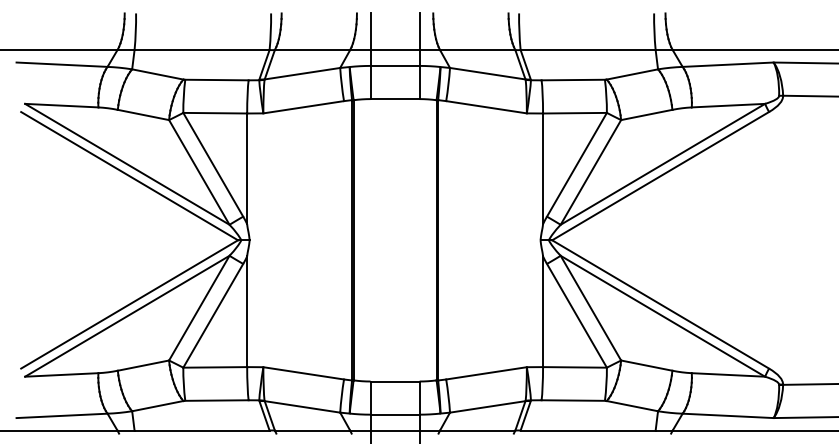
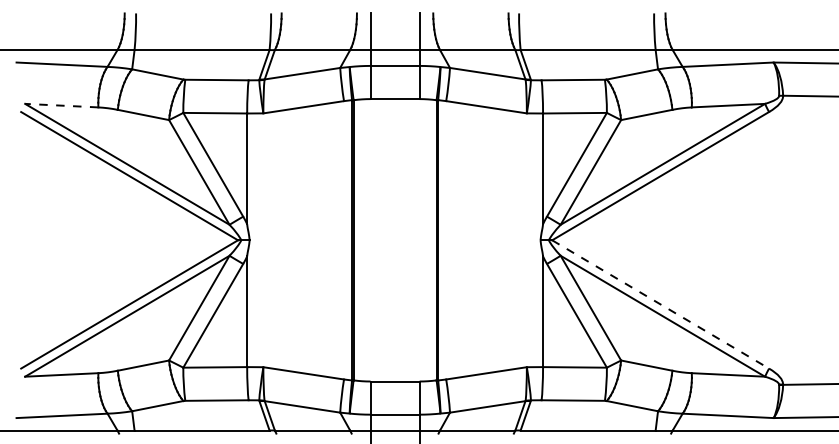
line: solid -> dashed (61, 105)
line: solid -> dashed (660, 304)
